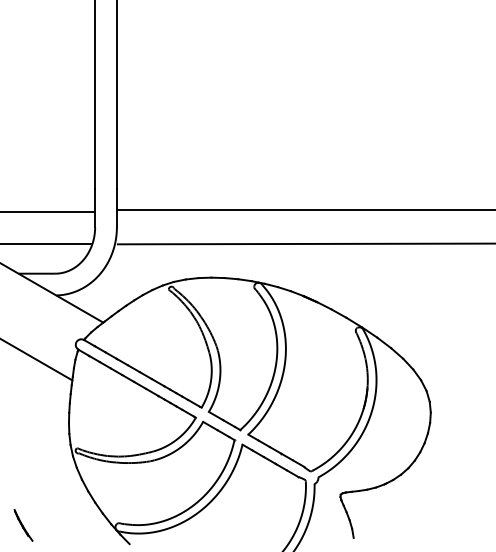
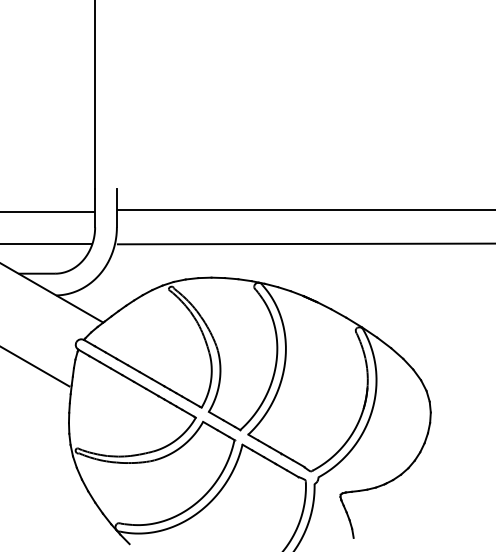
line: present -> none (116, 95)
line position: (37, 360) -> (35, 366) (35, 366)
line: present -> none (23, 525)
